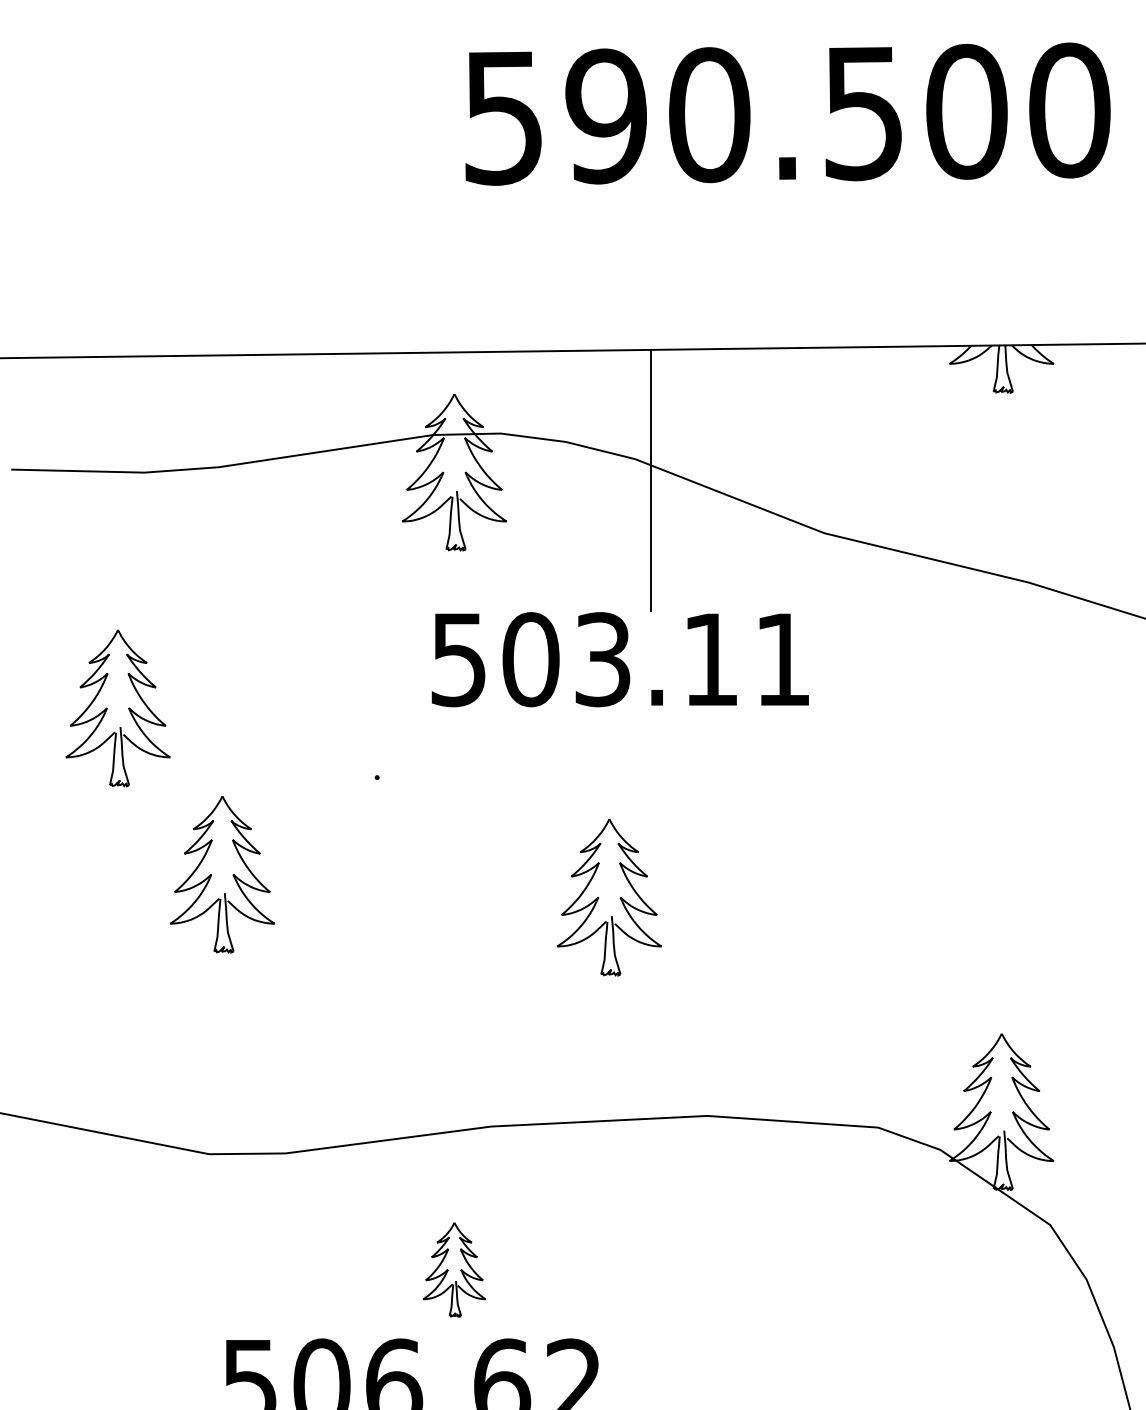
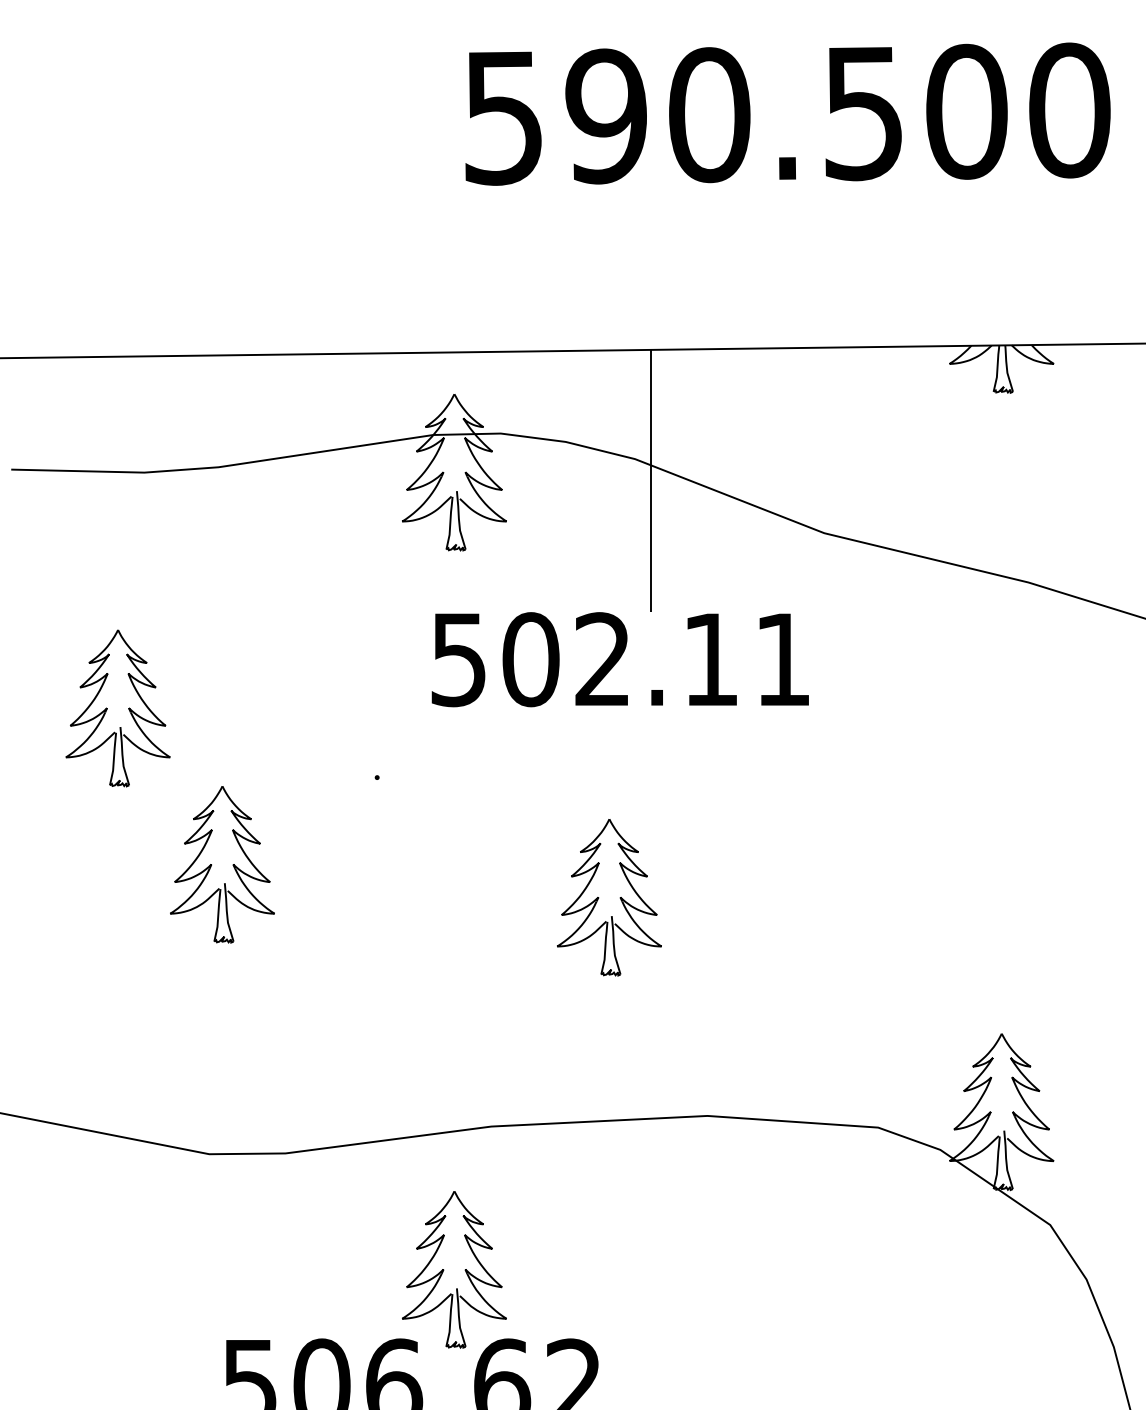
text: 503.11 -> 502.11 (602, 659)
part position: (222, 874) -> (222, 864) (222, 864)
part size: 65x96 px -> 105x158 px (454, 1269)
